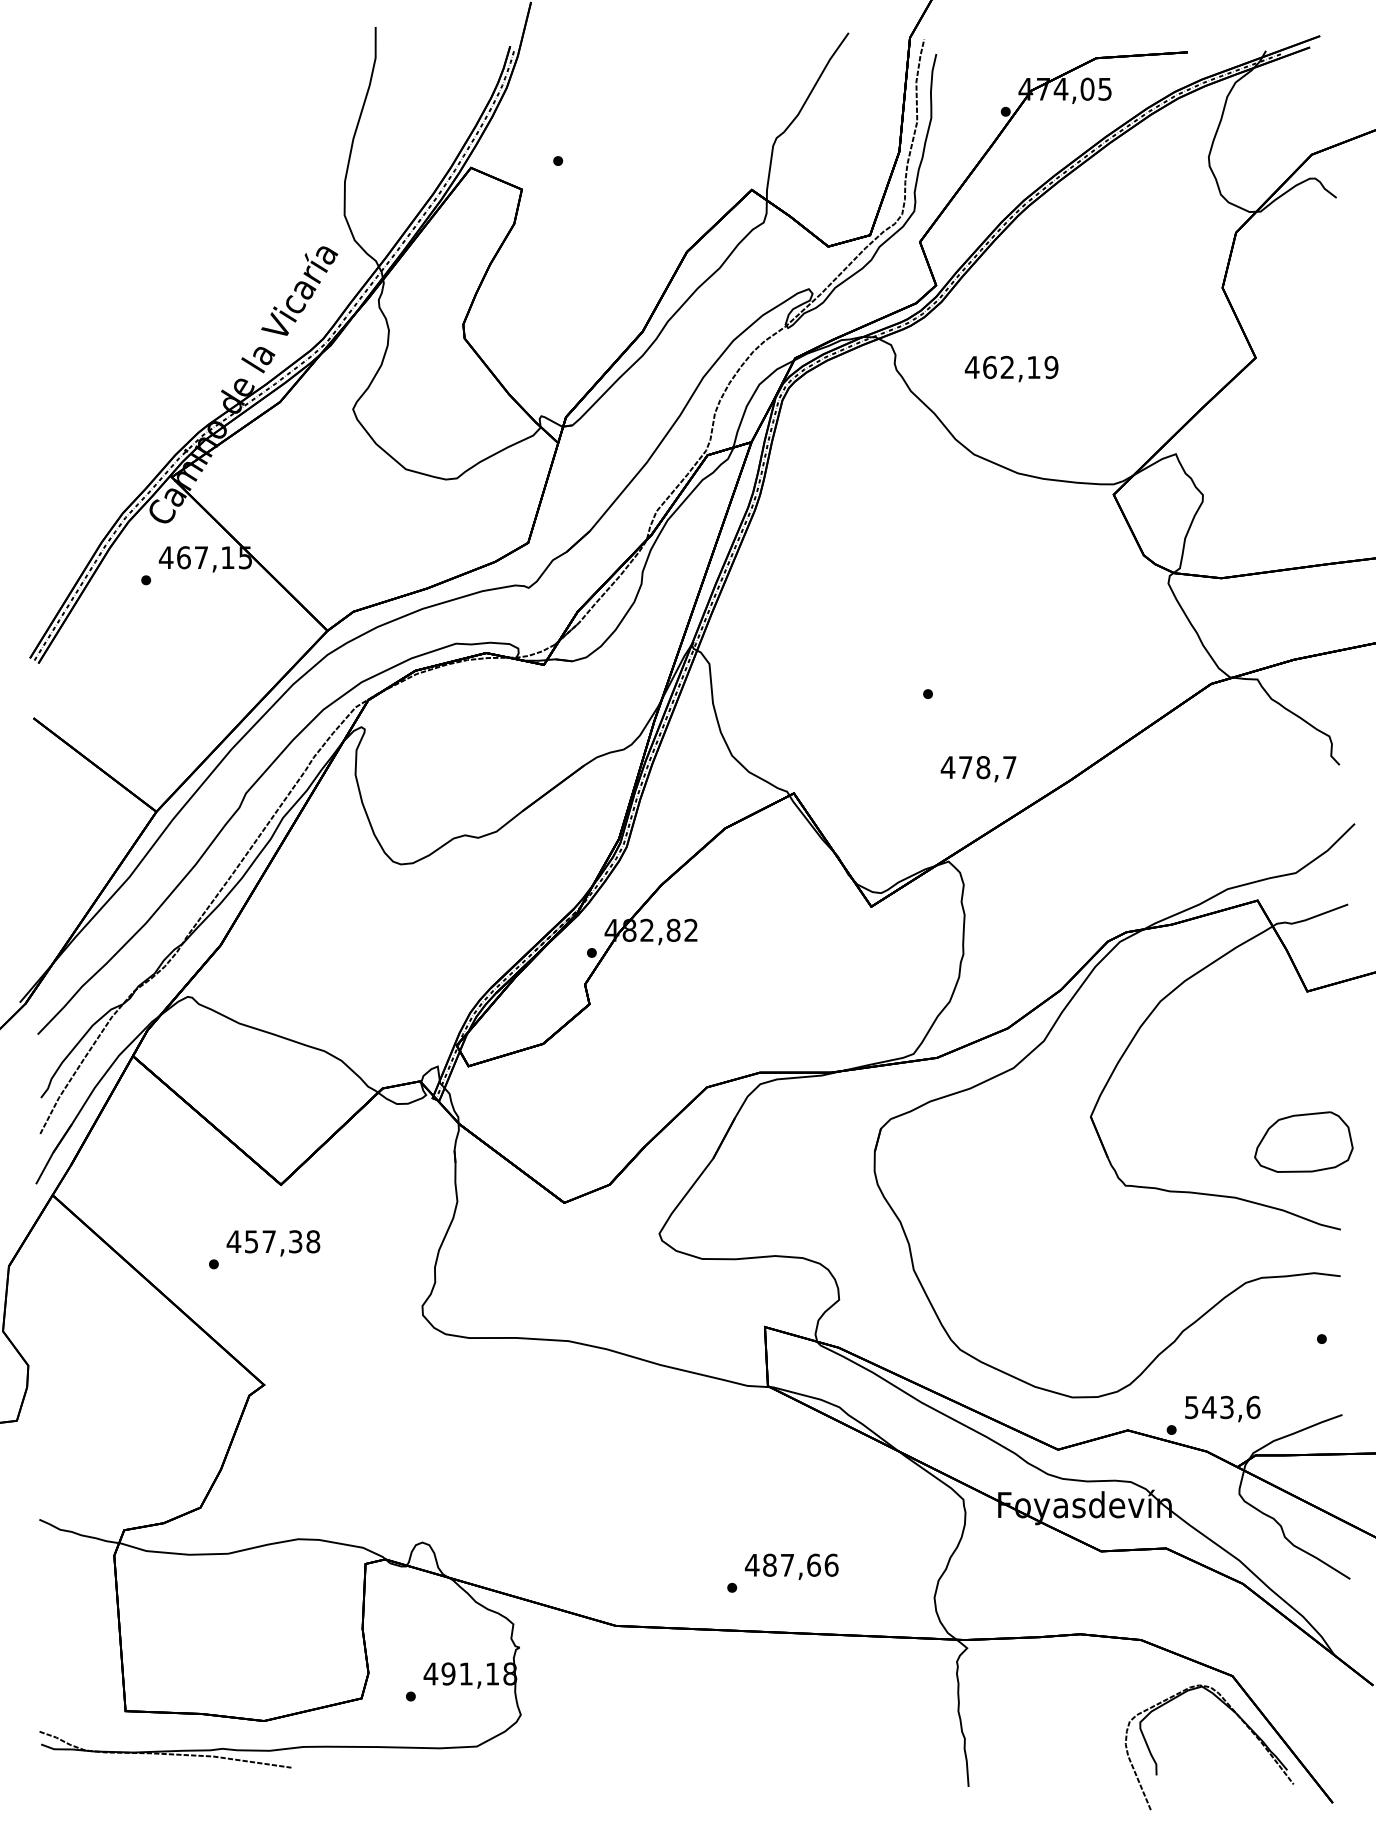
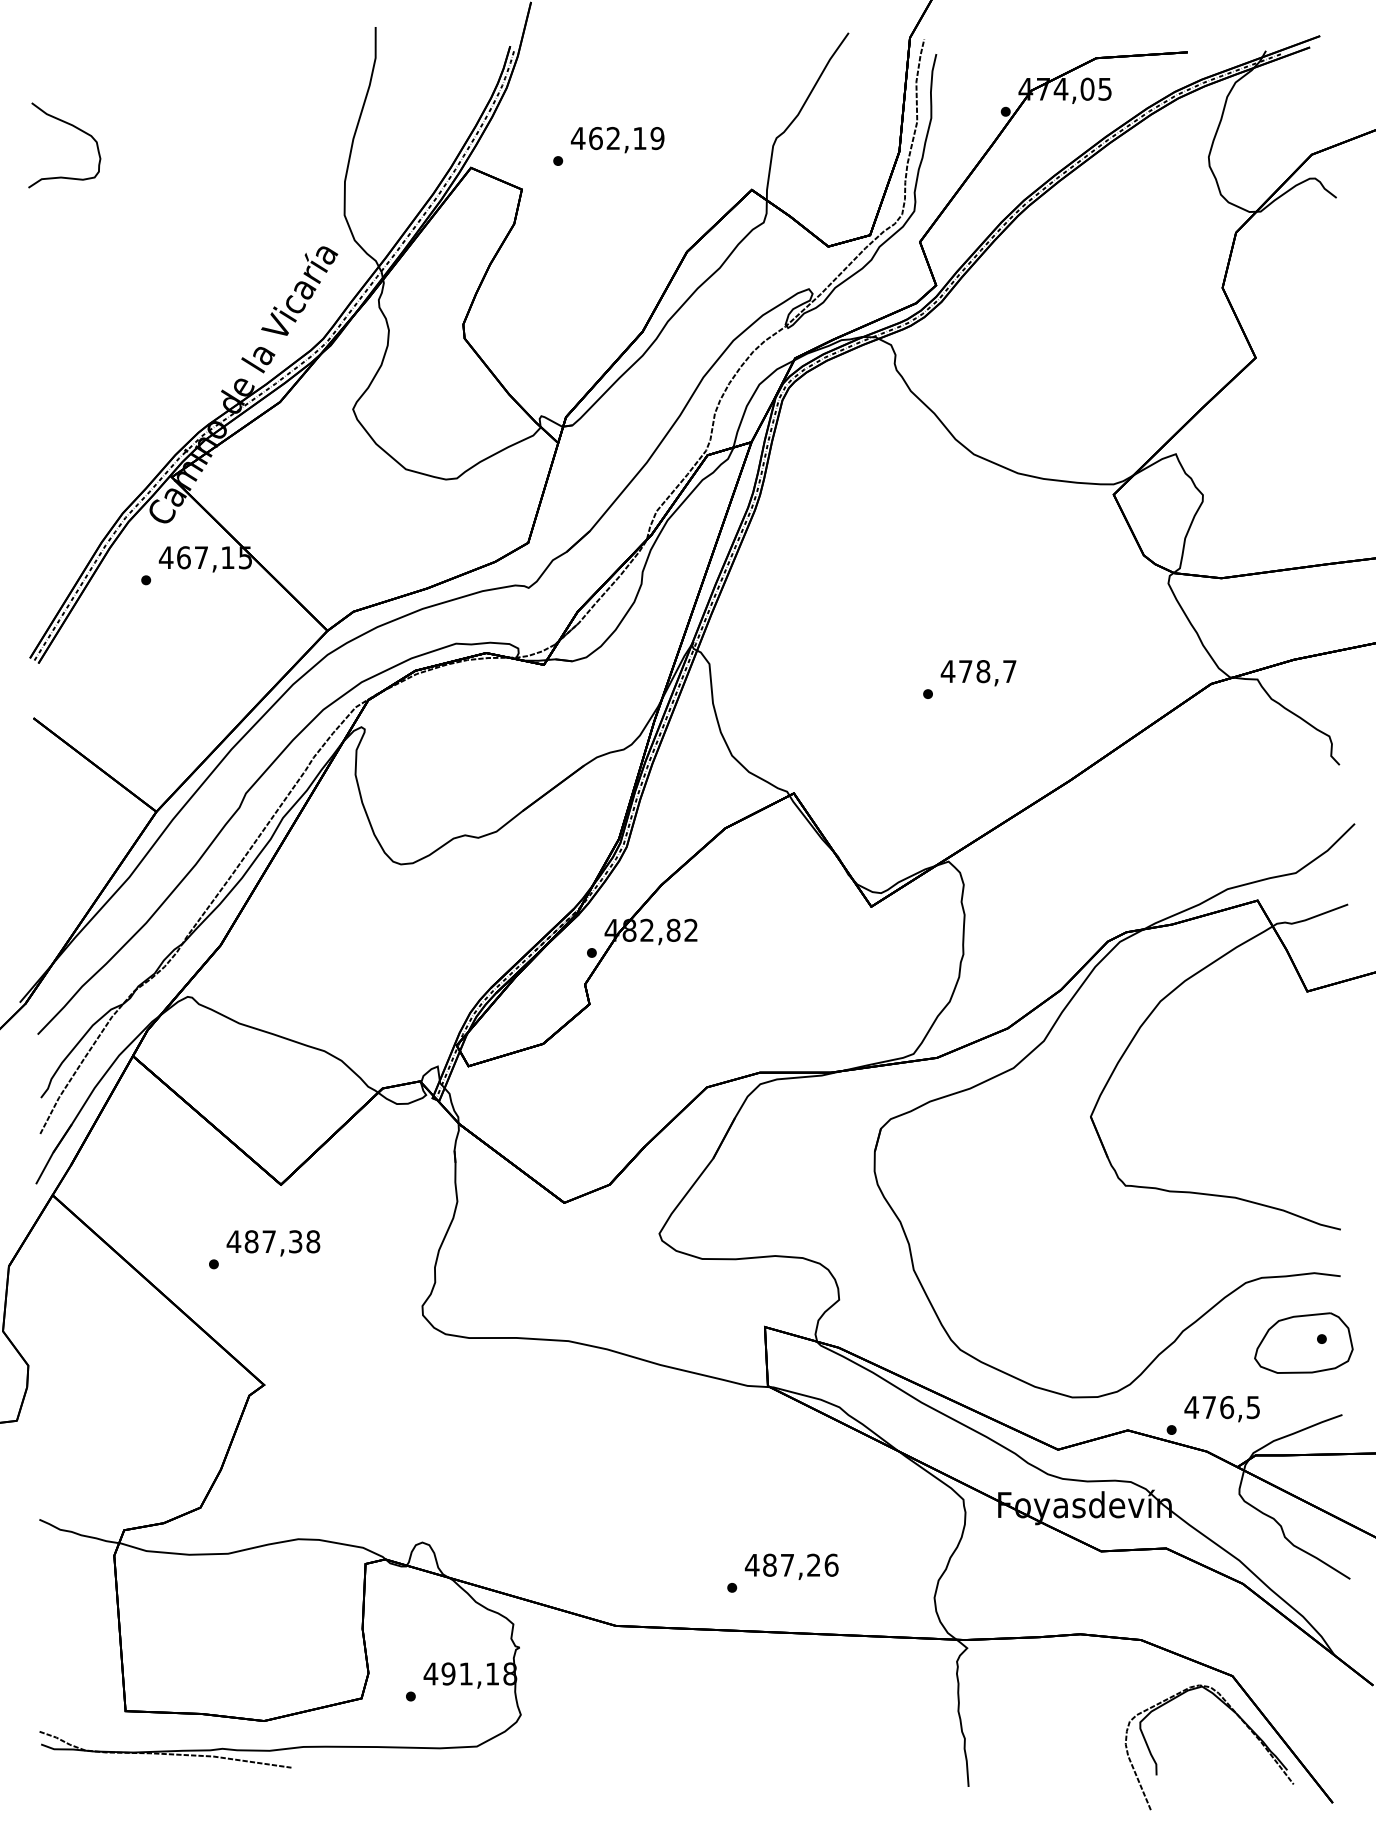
curve: none -> present (75, 128)
text position: (1011, 369) -> (617, 140) (617, 140)
text position: (978, 769) -> (978, 673) (978, 673)
part position: (1303, 1141) -> (1303, 1342) (1303, 1342)
text: 457,38 -> 487,38 (251, 1241)
text: 543,6 -> 476,5 (1222, 1407)
text: 487,66 -> 487,26 (813, 1564)
